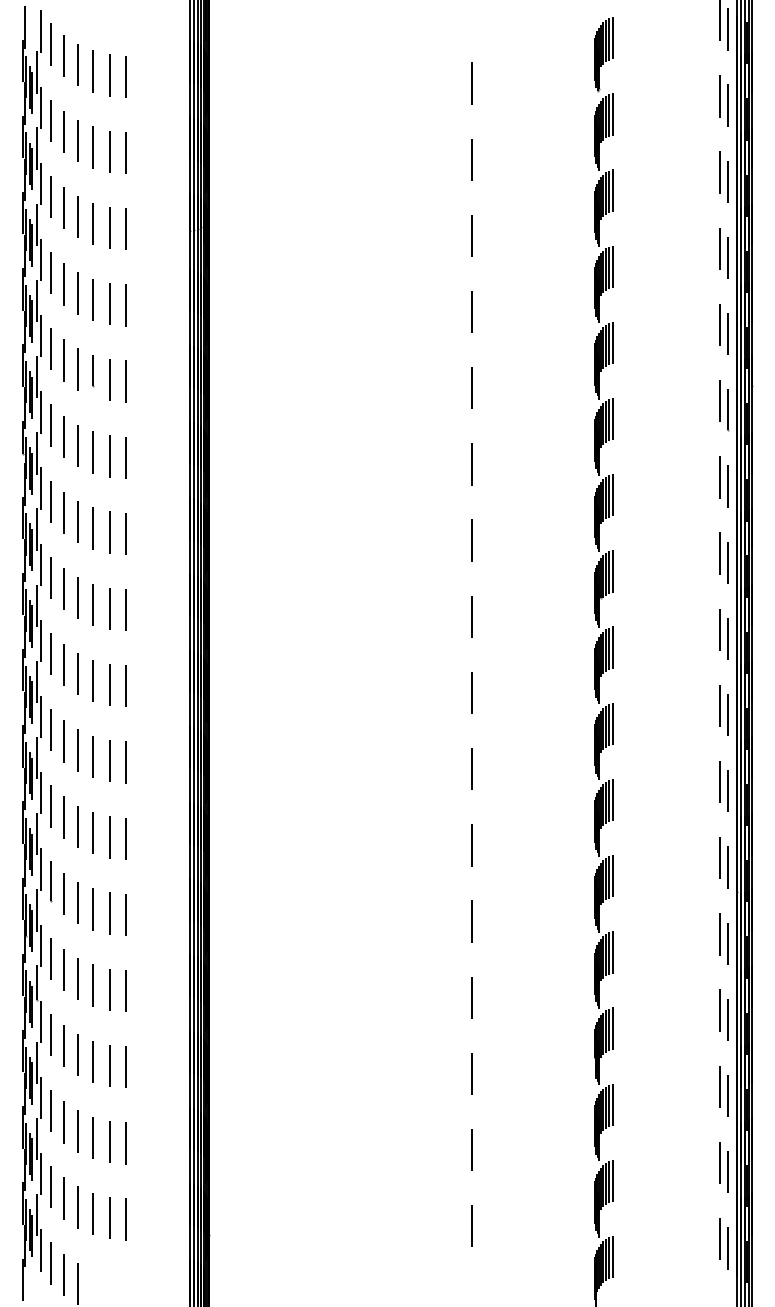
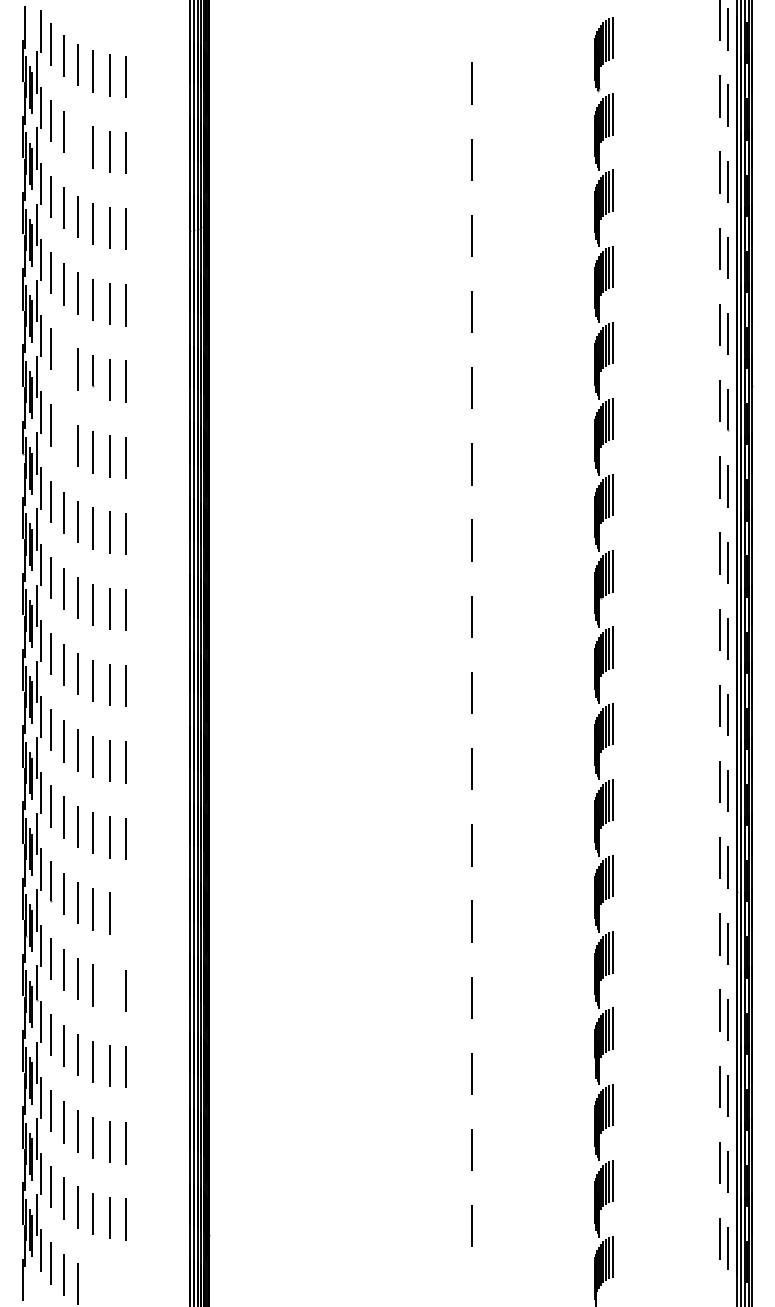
line: present -> none (77, 140)
line: present -> none (63, 360)
line: present -> none (63, 436)
line: present -> none (126, 914)
line: present -> none (109, 989)
